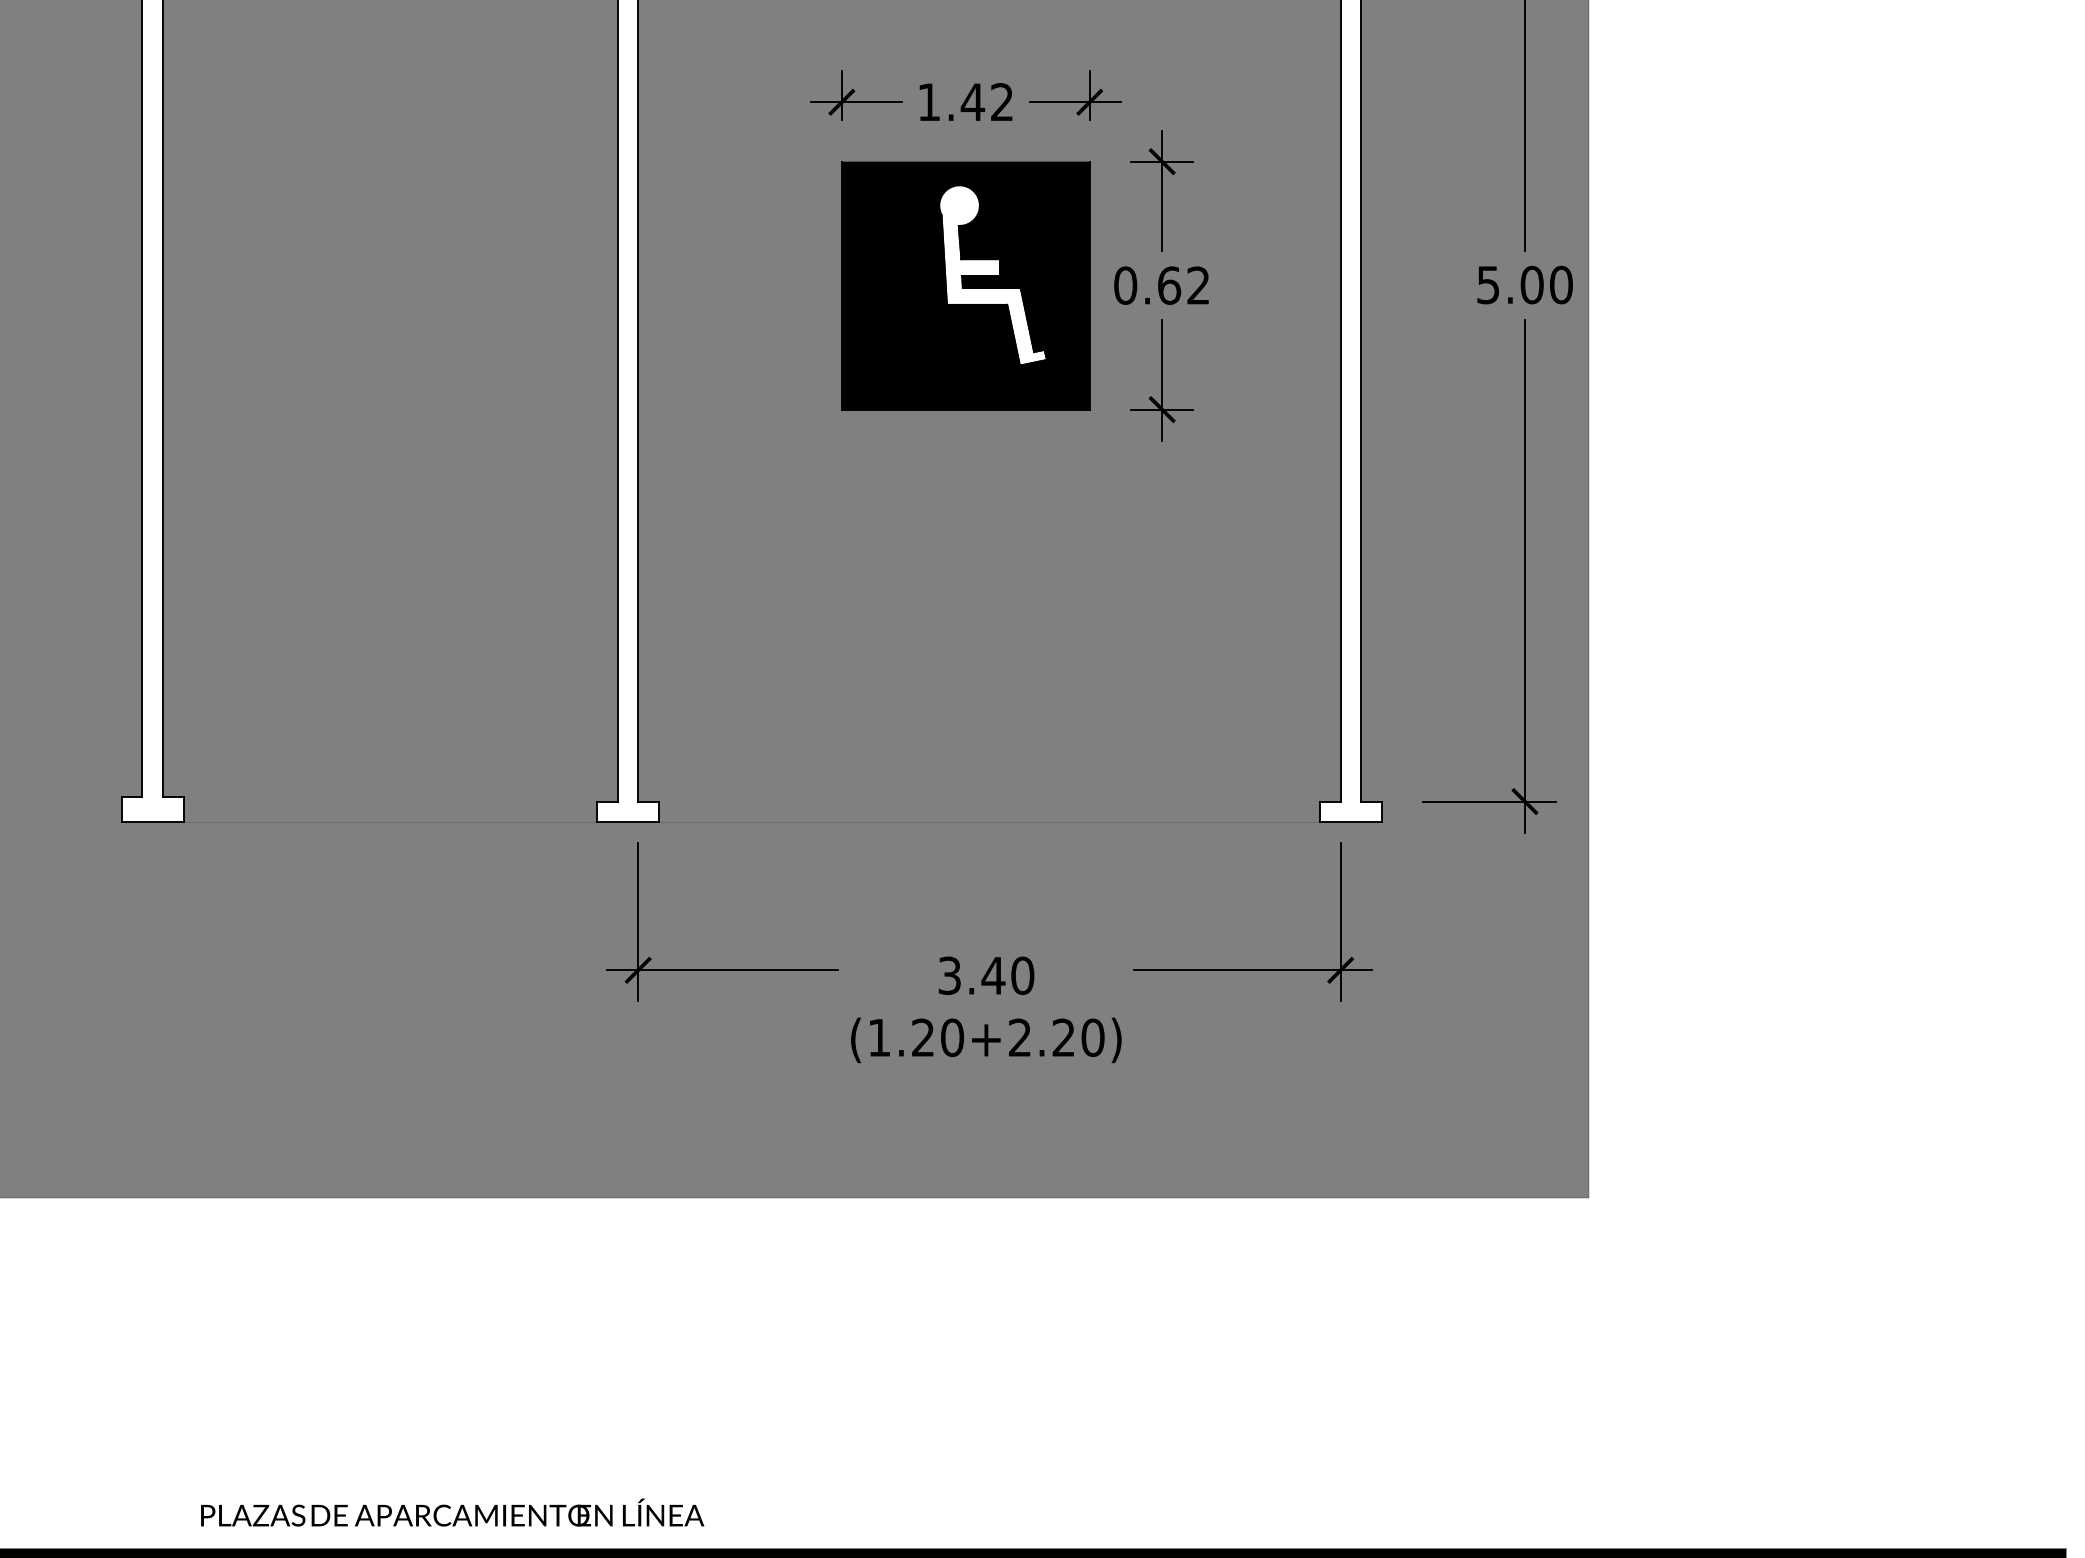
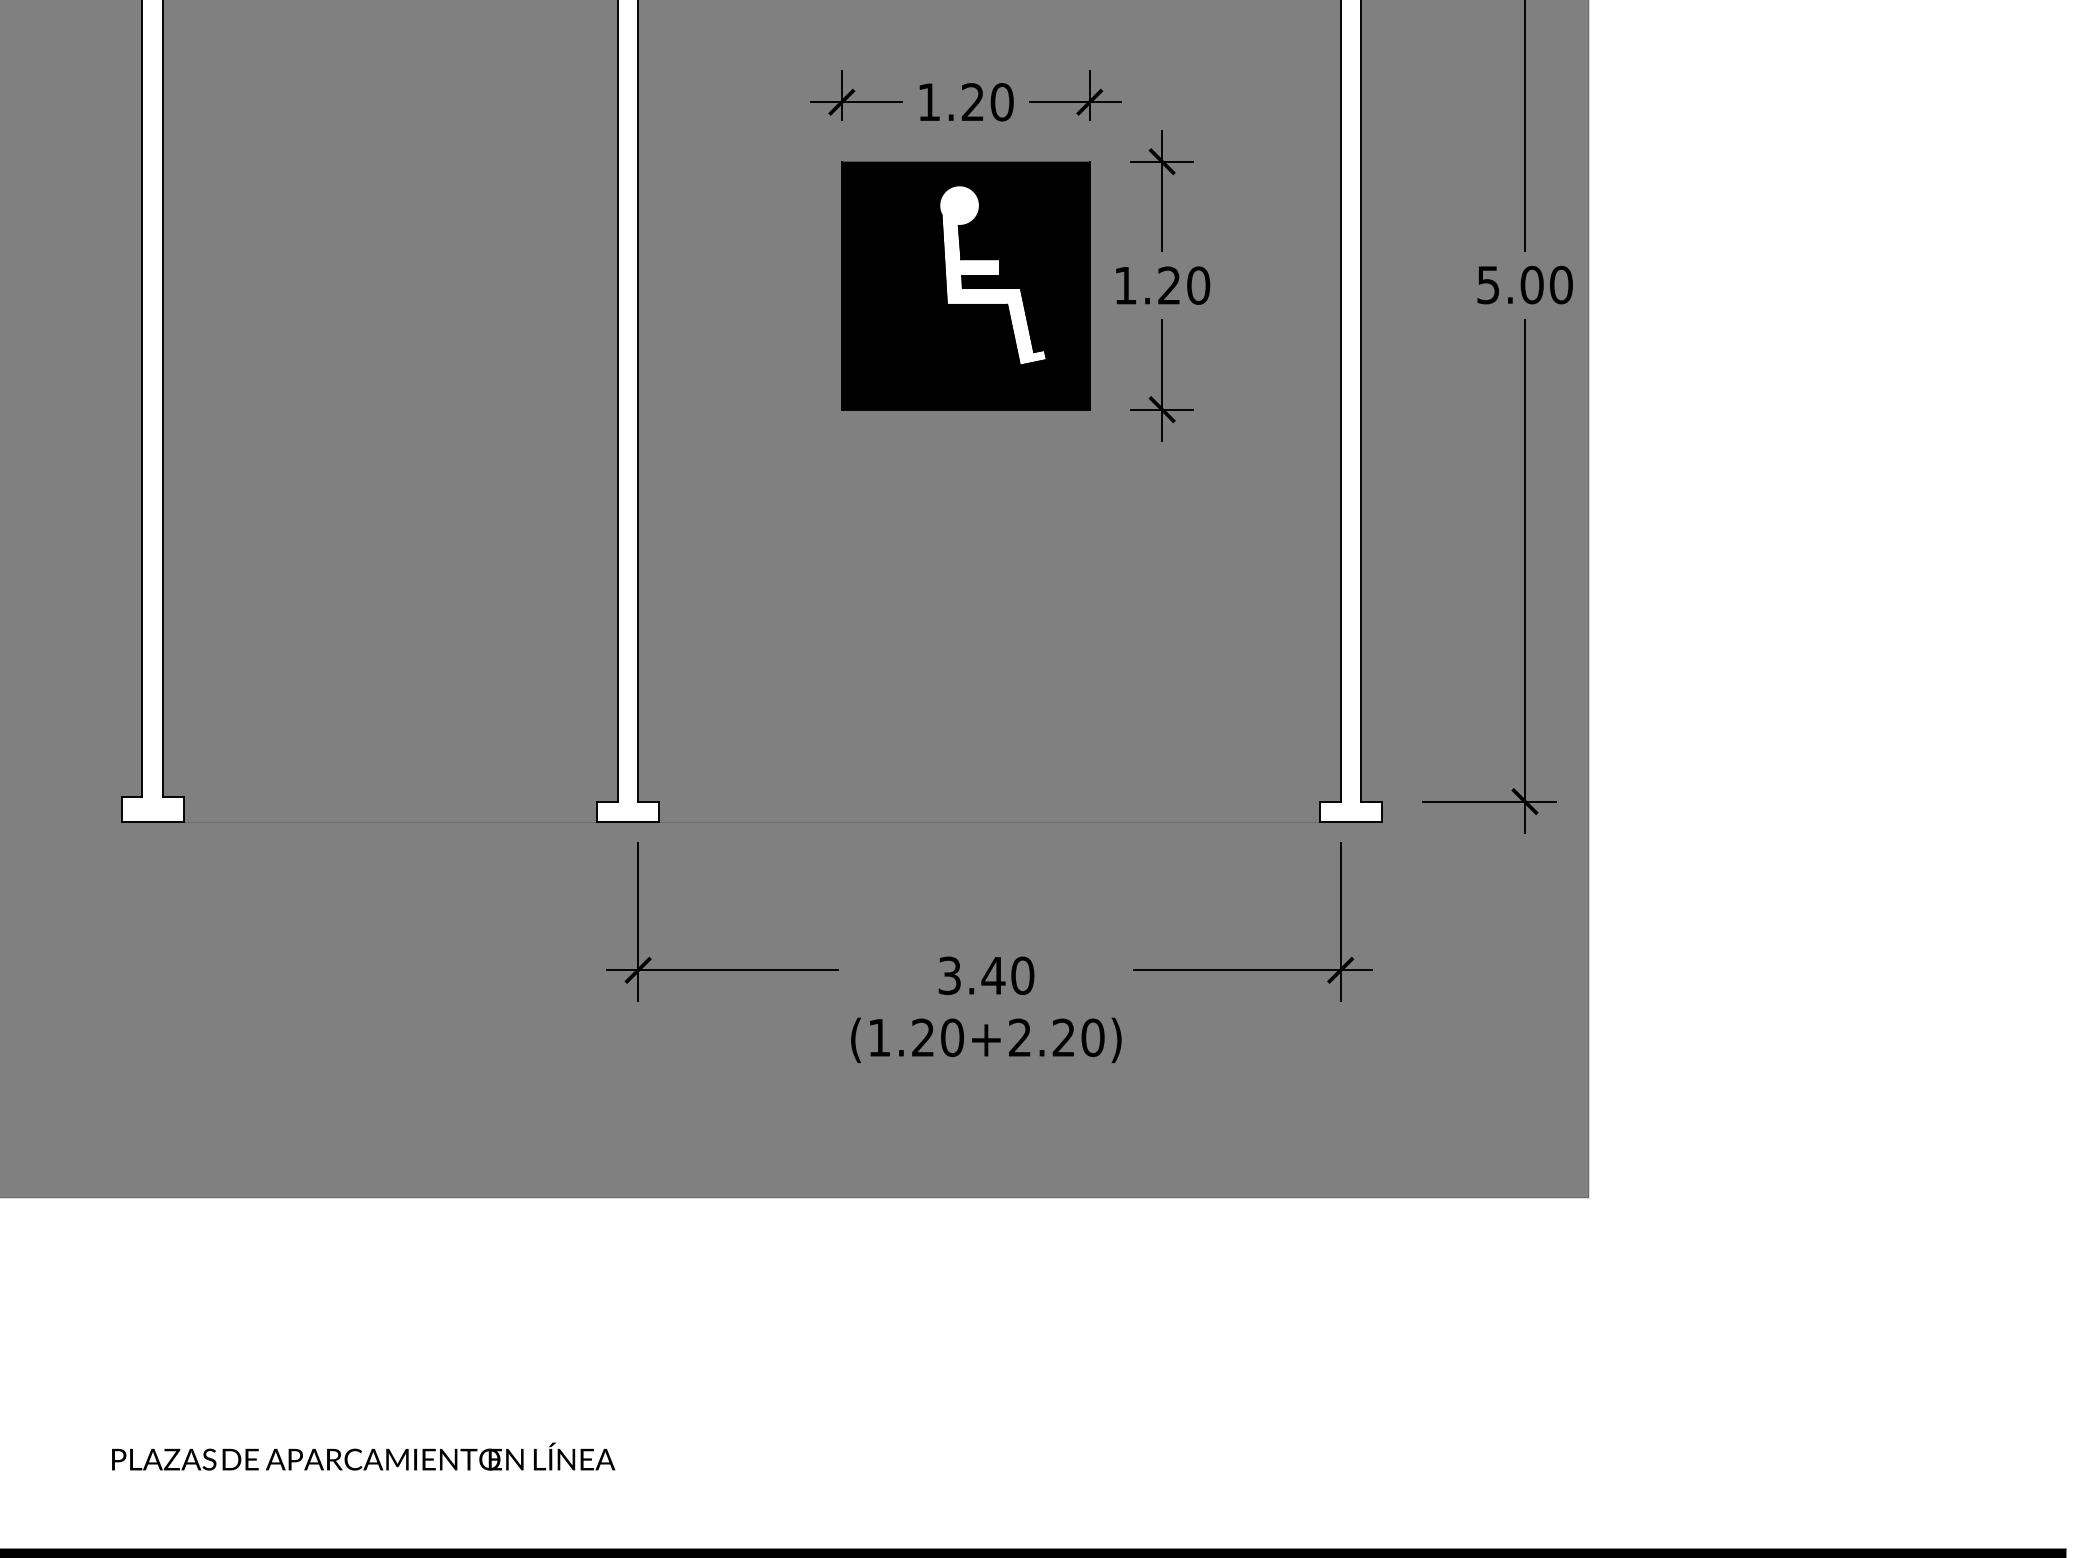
text: 1.42 -> 1.20 (986, 102)
text: 0.62 -> 1.20 (1162, 285)
text position: (452, 1512) -> (363, 1456) (363, 1456)
